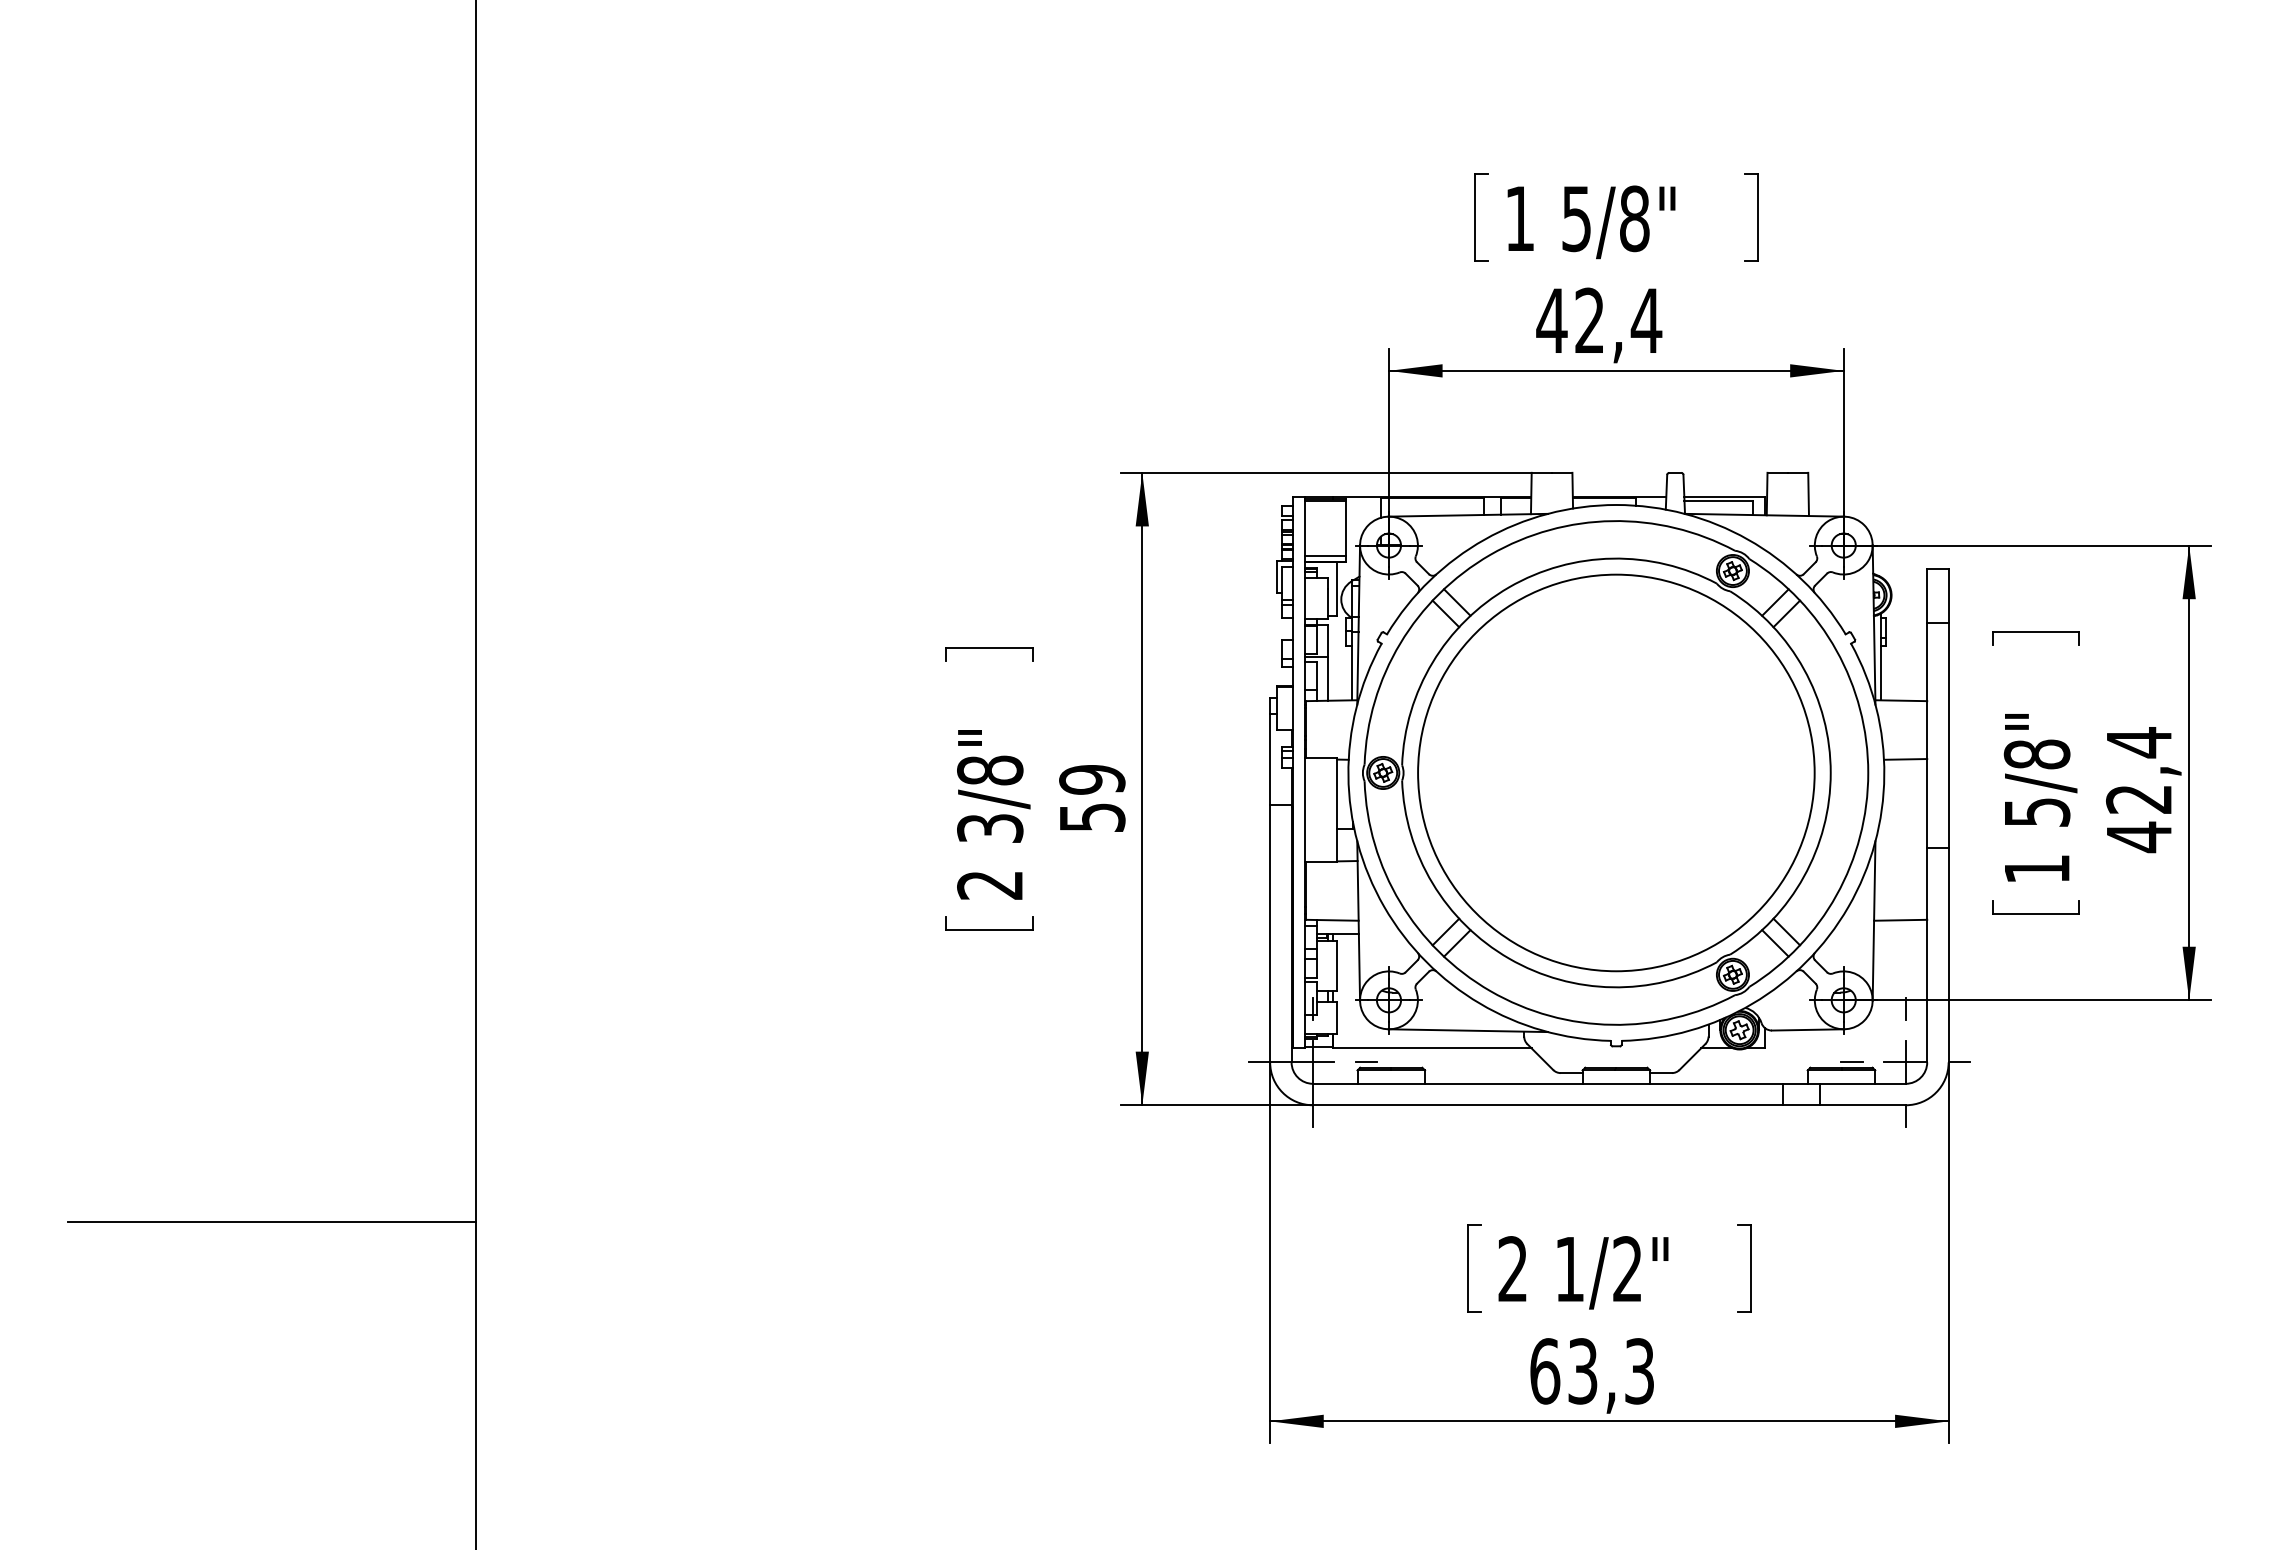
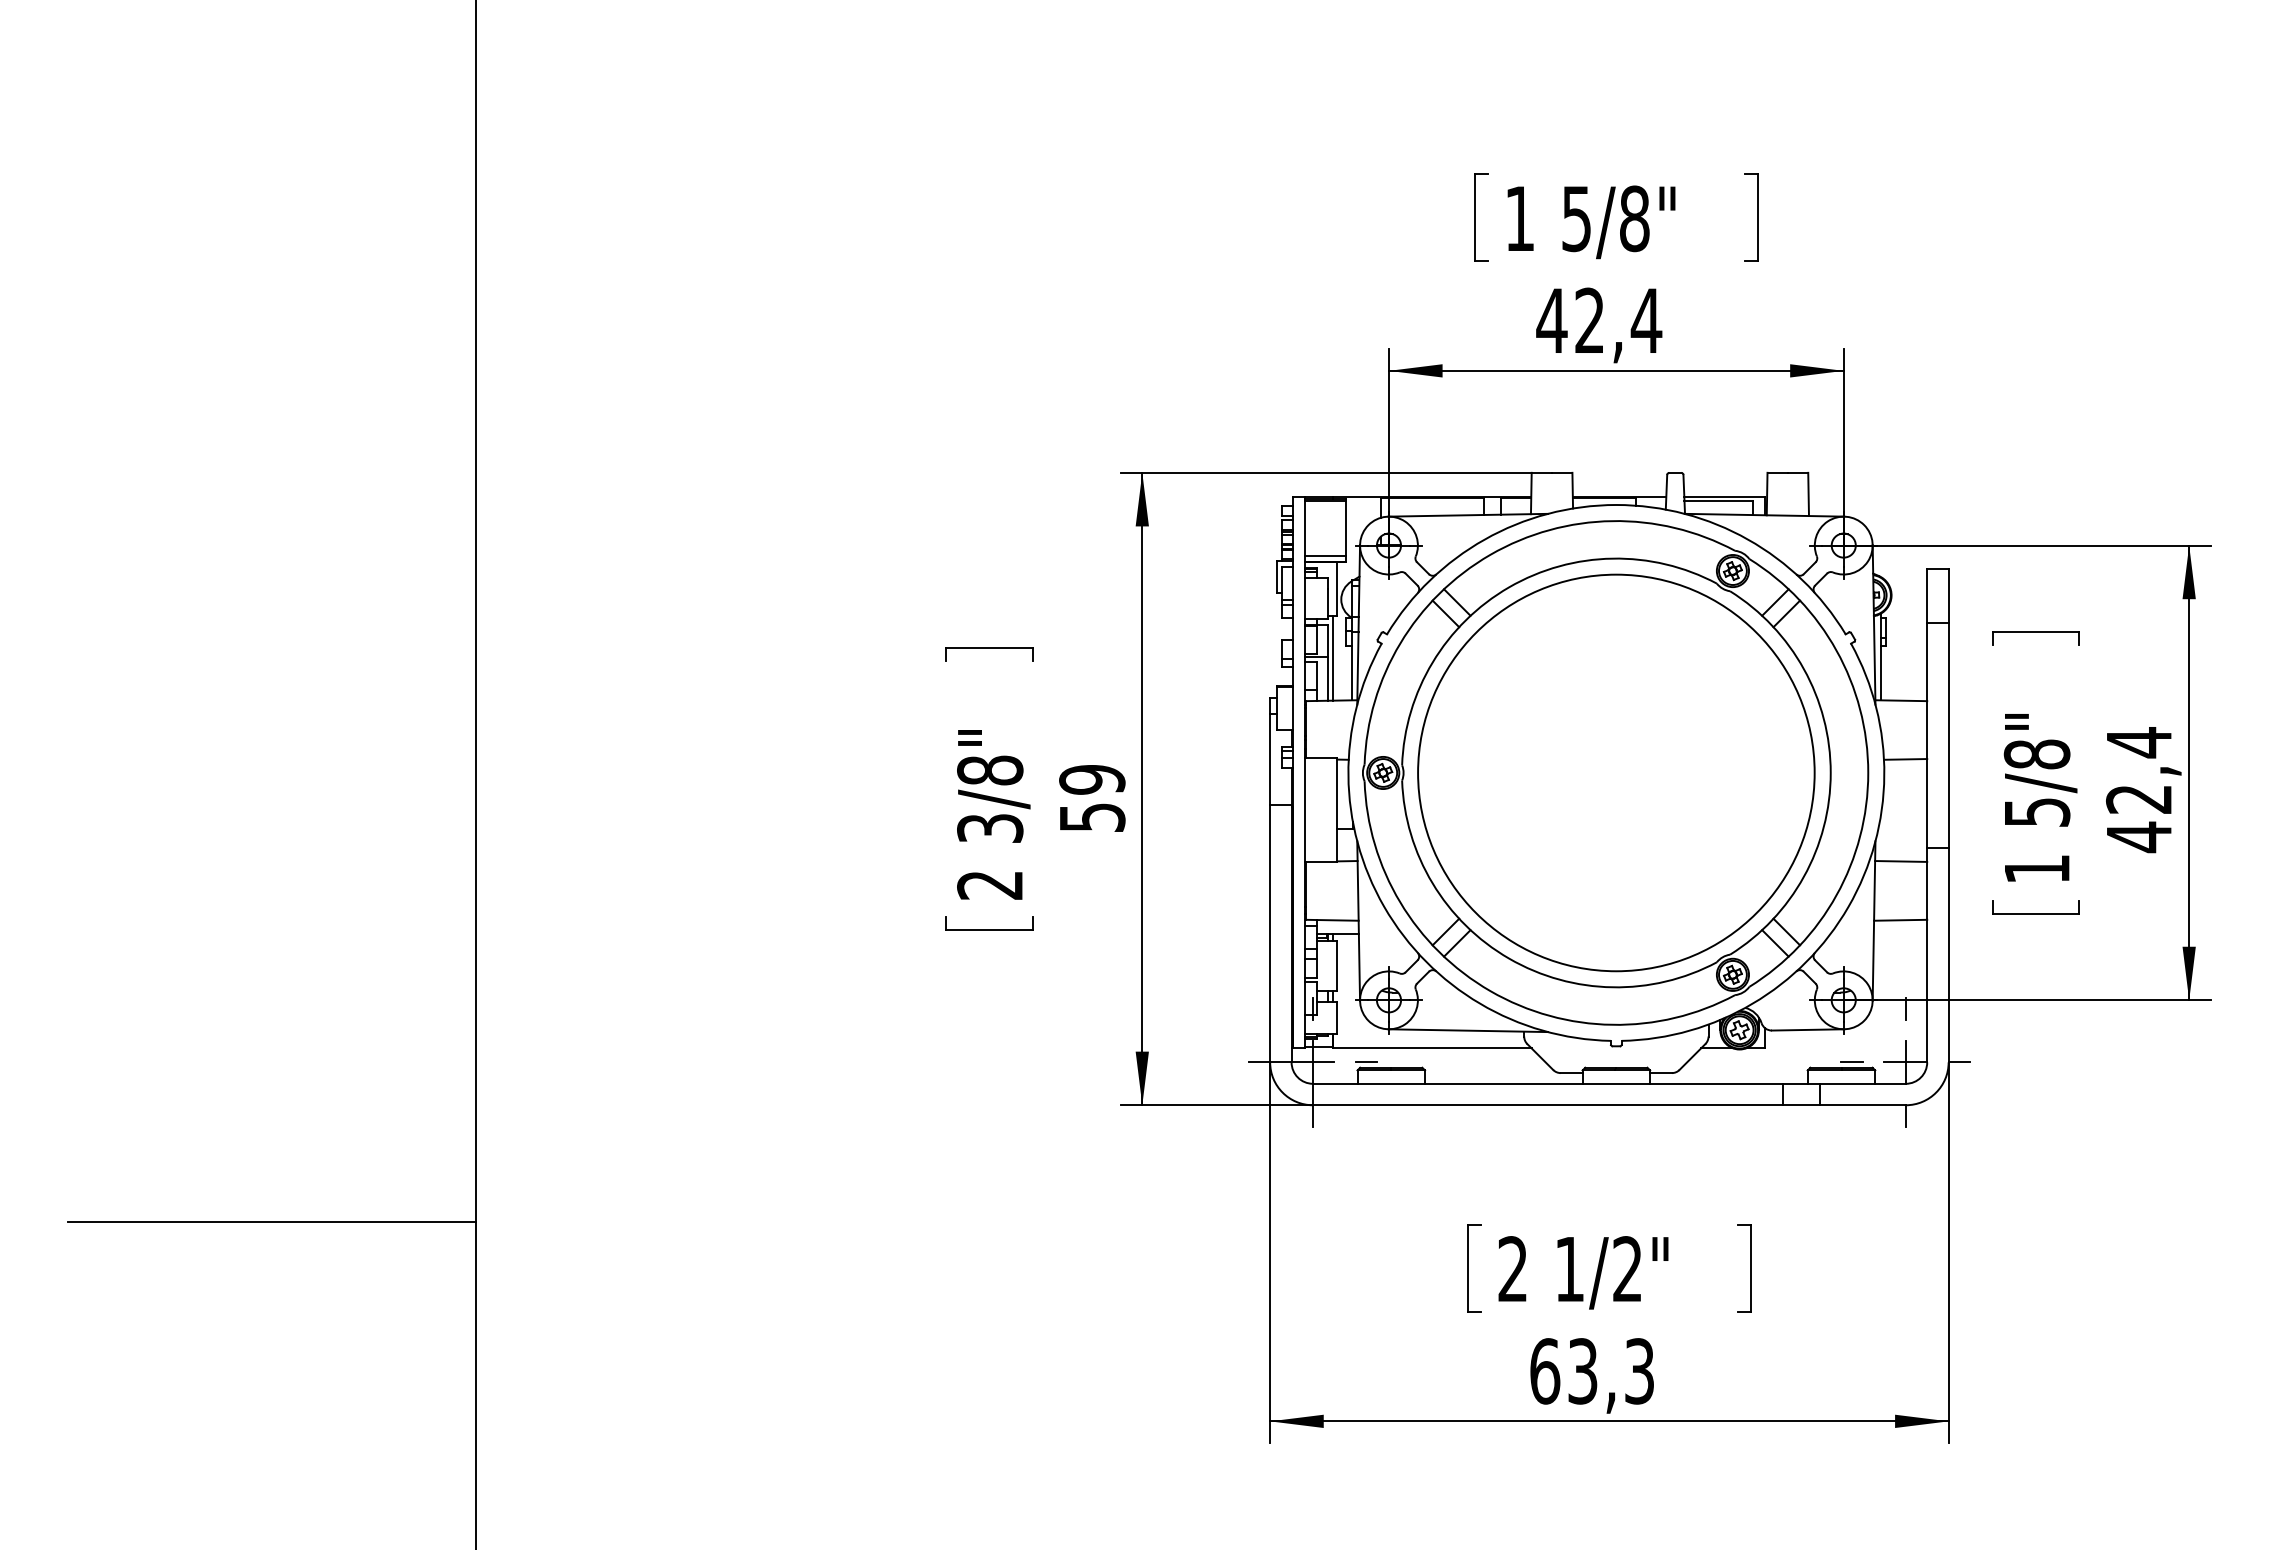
line: none -> present (1332, 658)
line: none -> present (1901, 861)
